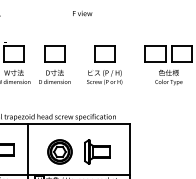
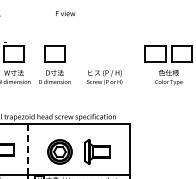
text position: (82, 13) -> (65, 13) (65, 13)
part: present -> none (104, 53)
line: solid -> dashed (28, 149)
